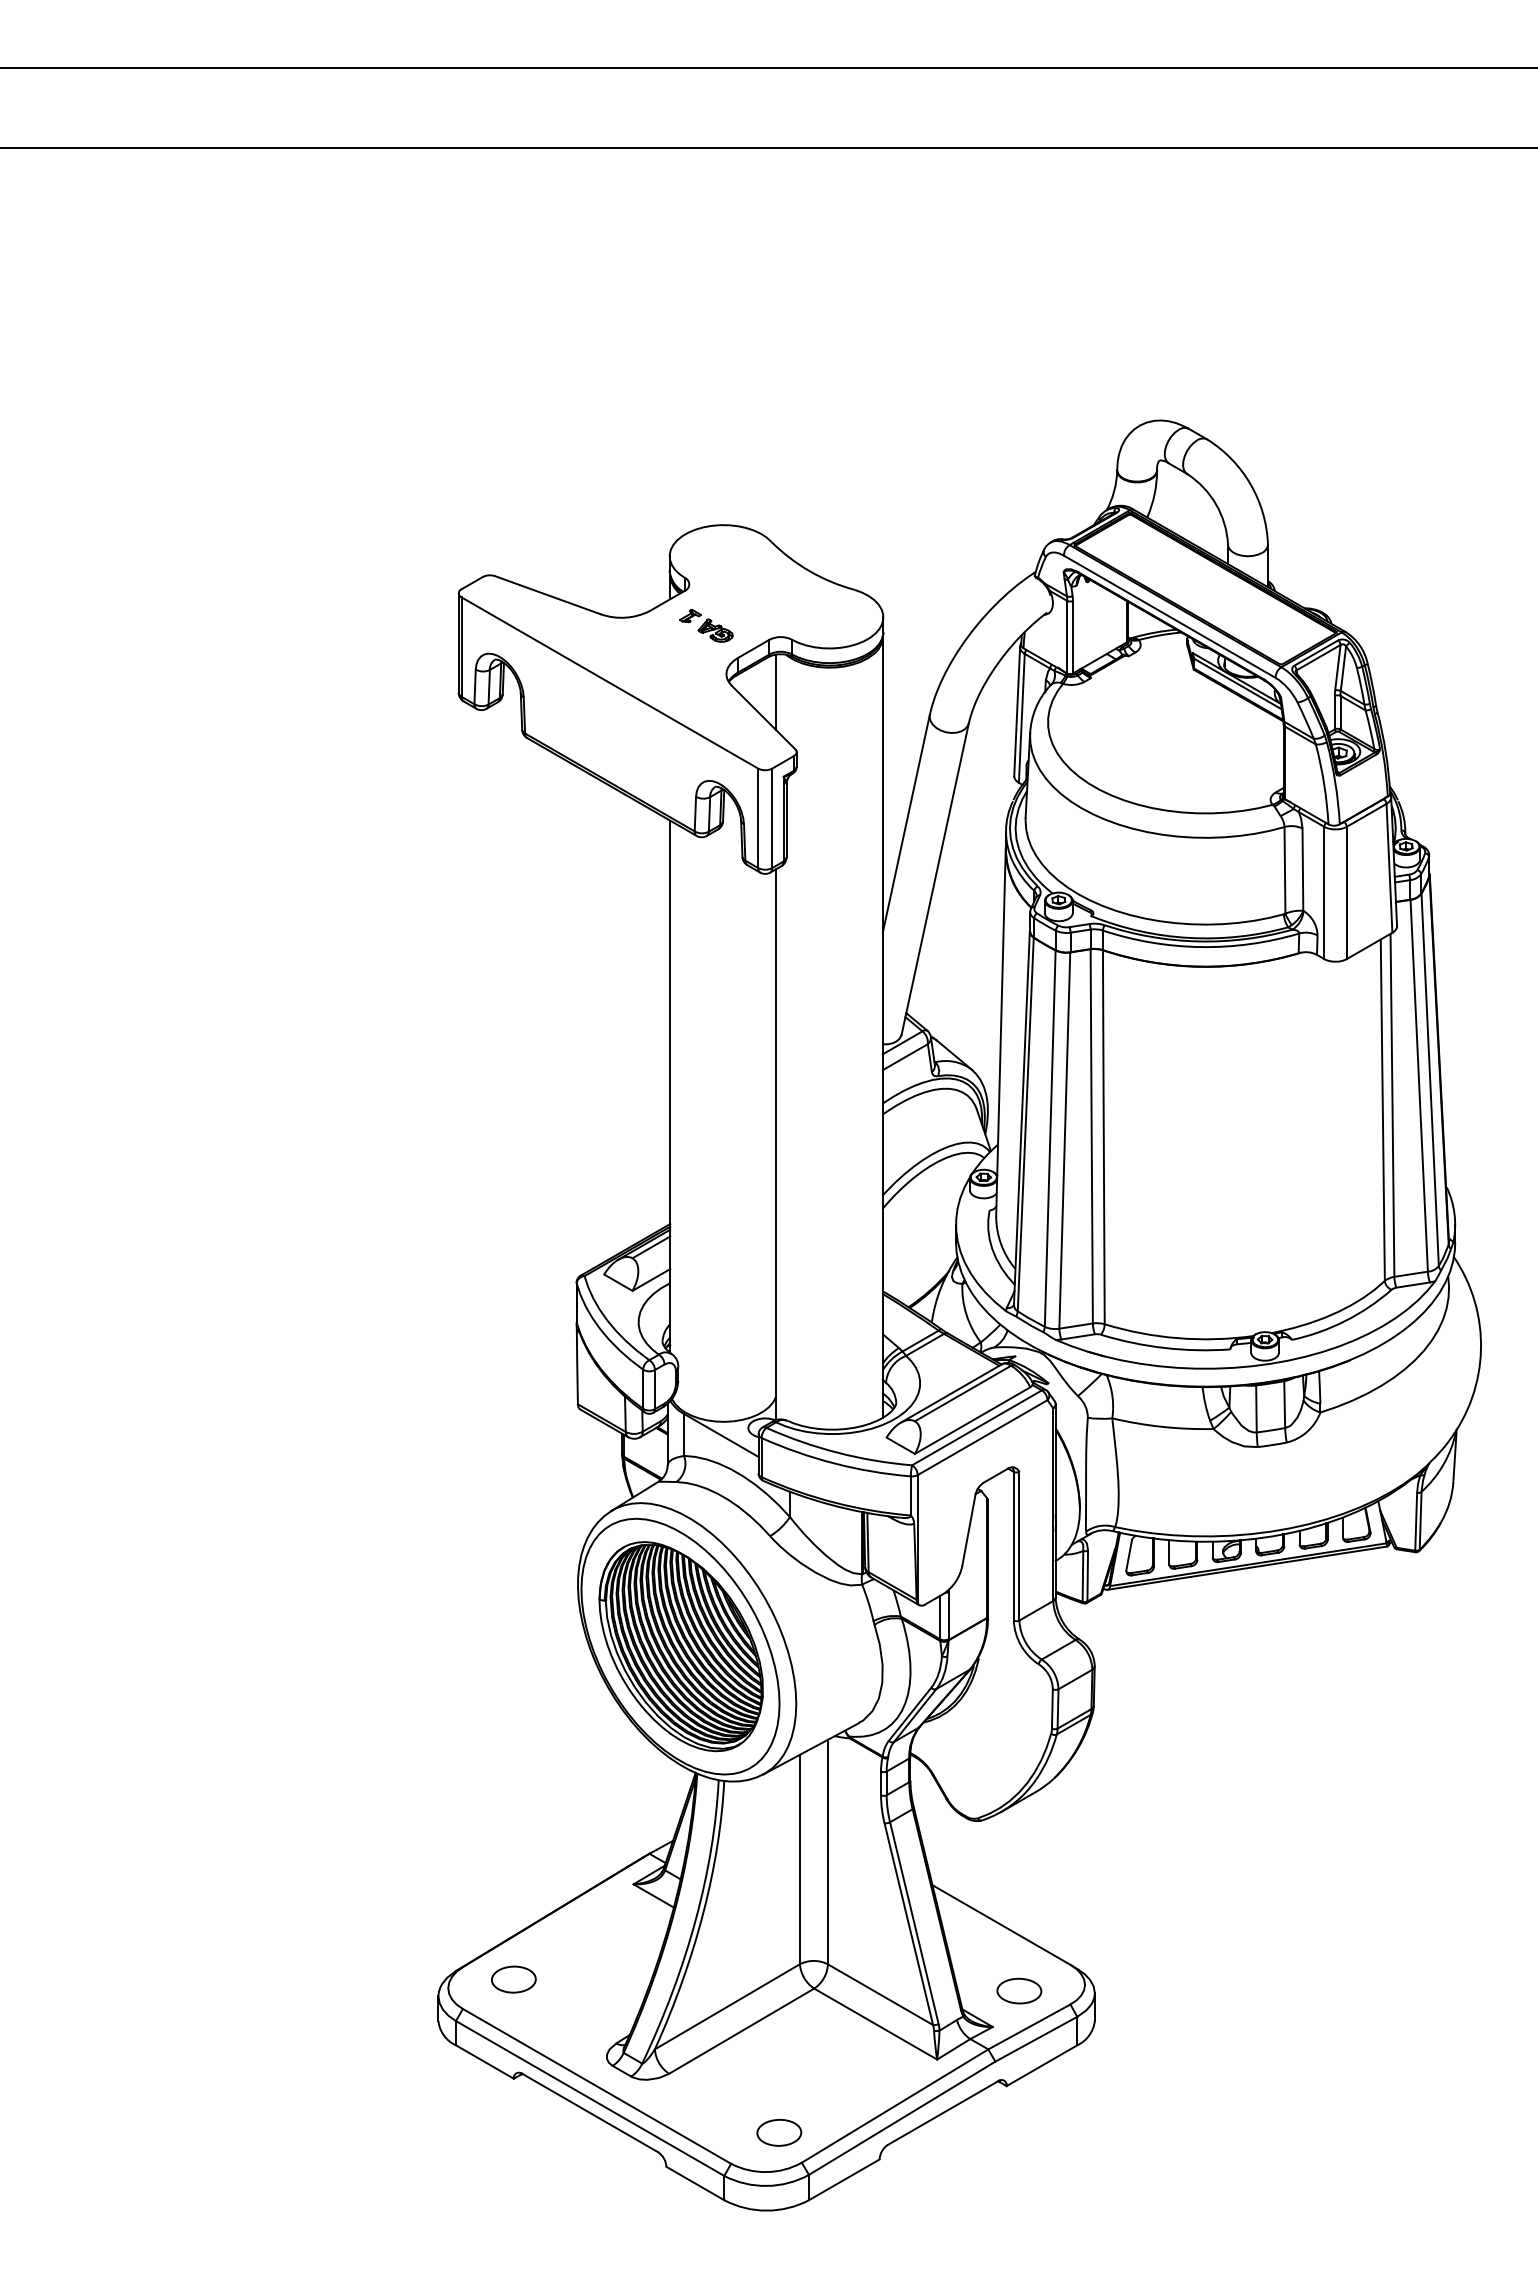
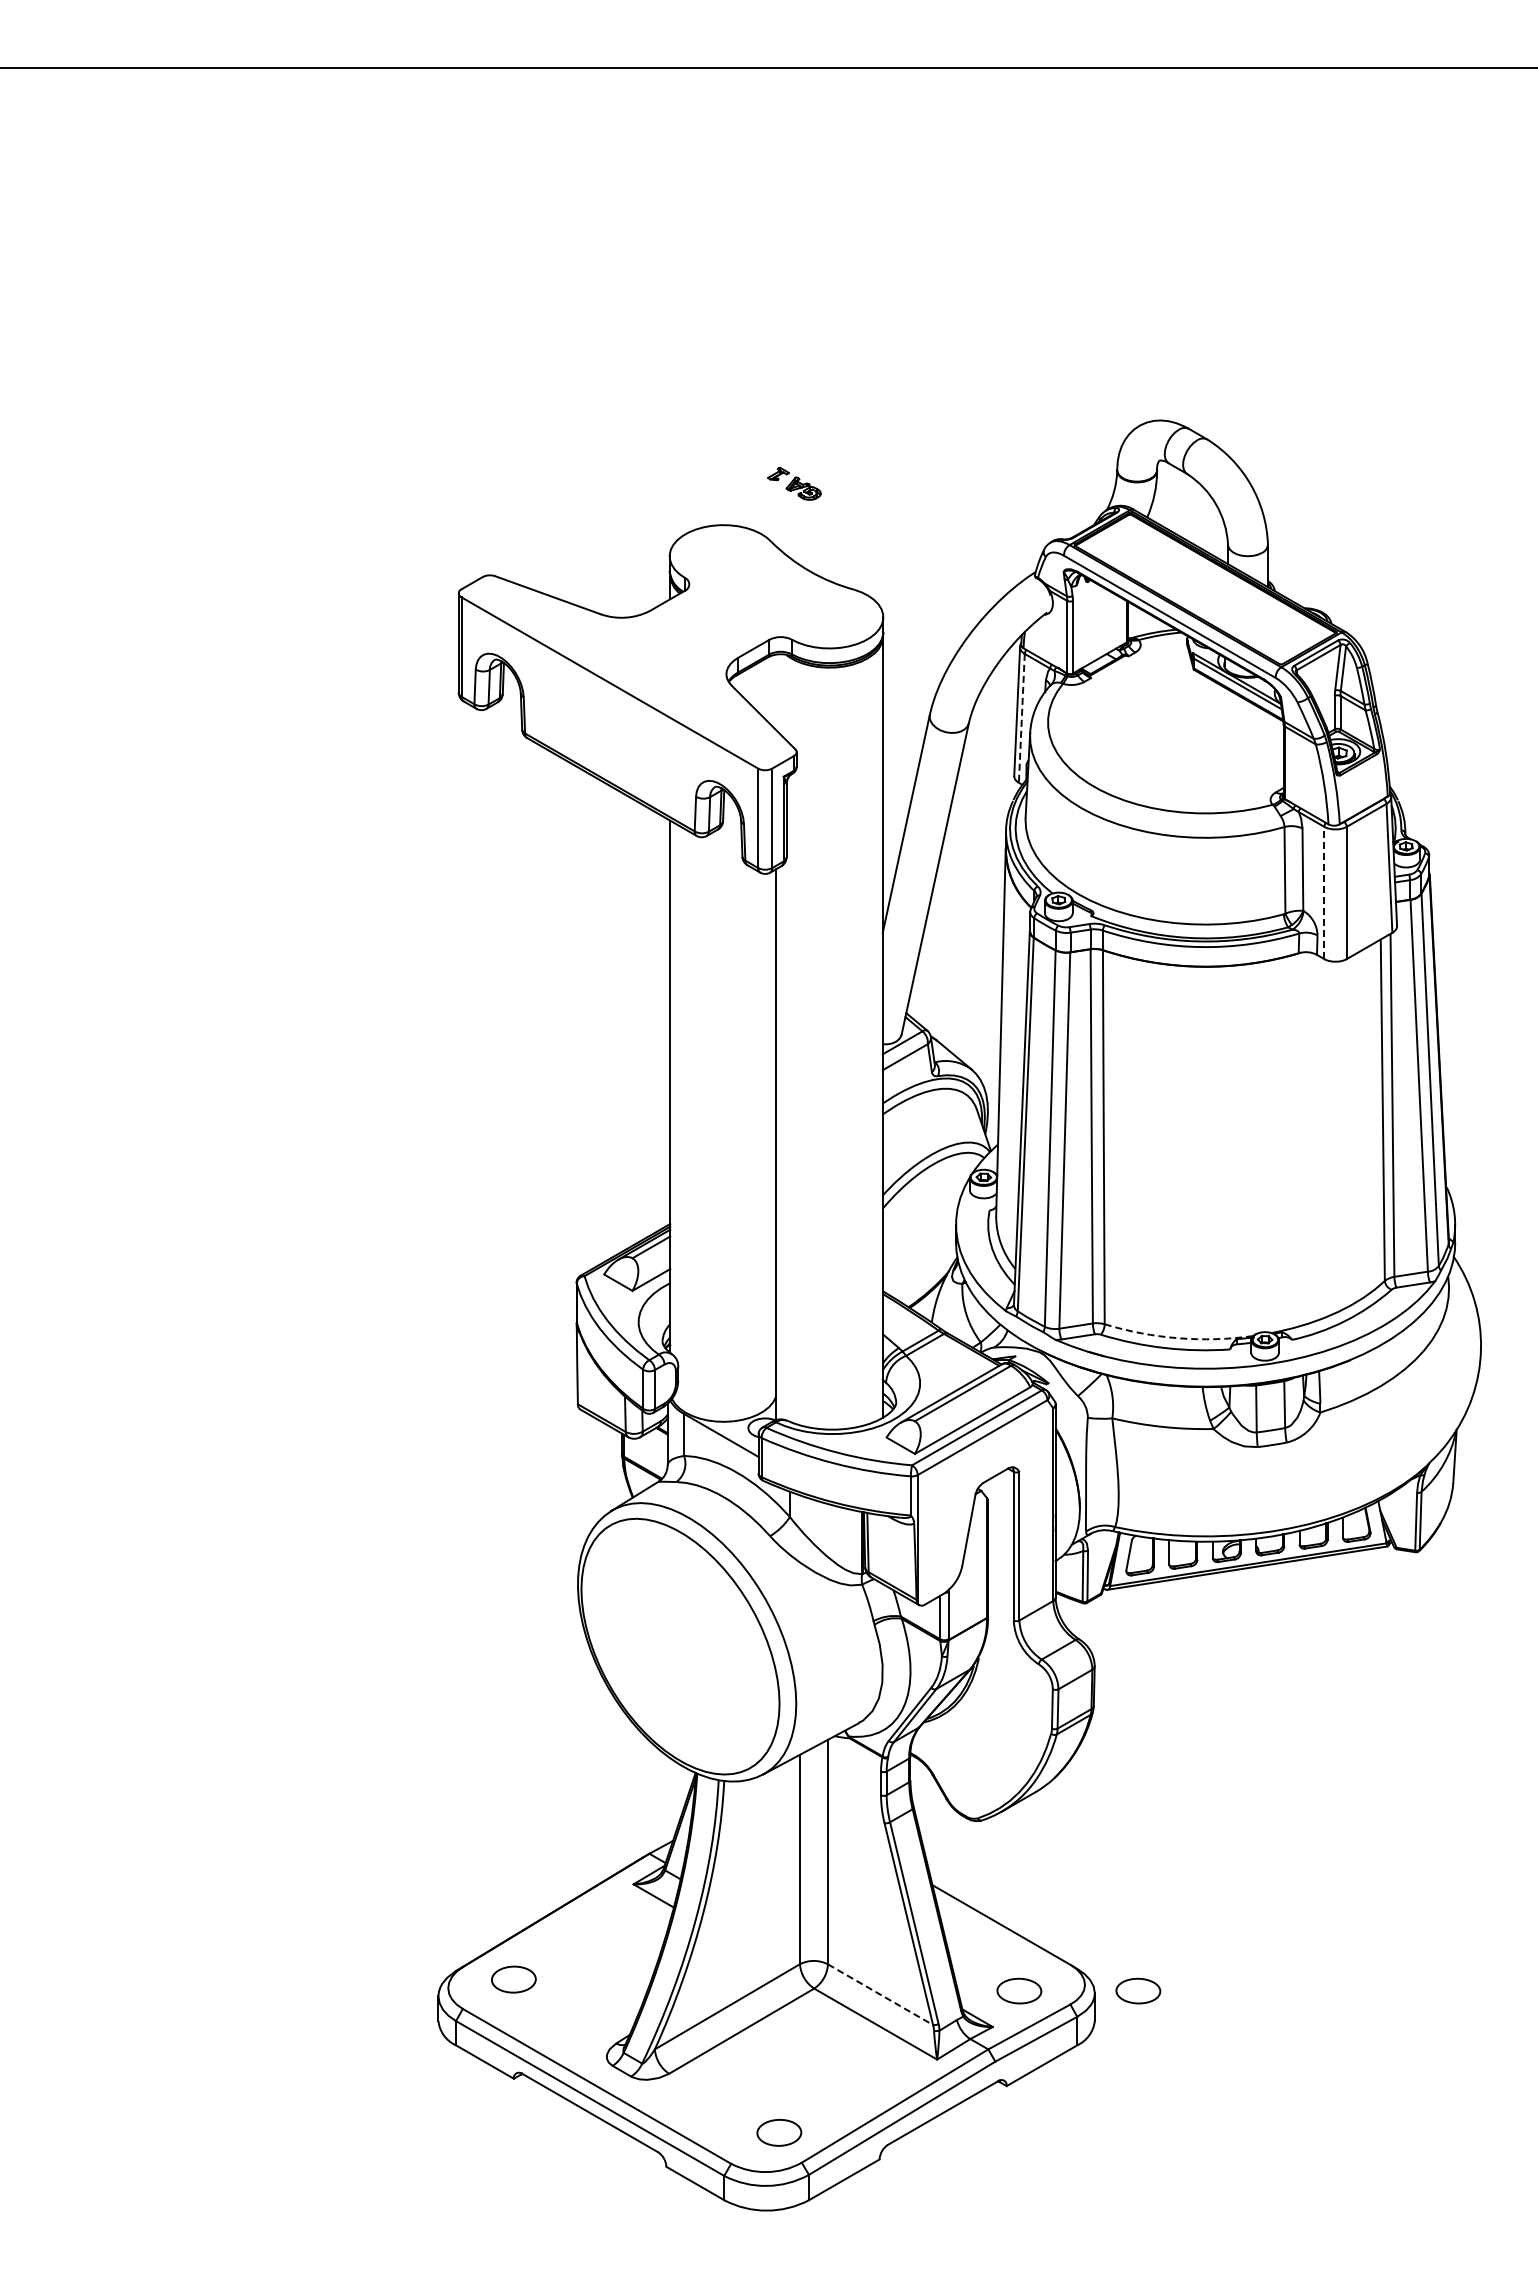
line: present -> none (768, 148)
part position: (706, 625) -> (794, 483) (794, 483)
line: present -> none (776, 692)
line: solid -> dashed (1021, 718)
line: solid -> dashed (1324, 892)
arc: solid -> dashed (1178, 1338)
part: present -> none (680, 1646)
part: none -> present (1138, 1990)
line: solid -> dashed (880, 1994)
